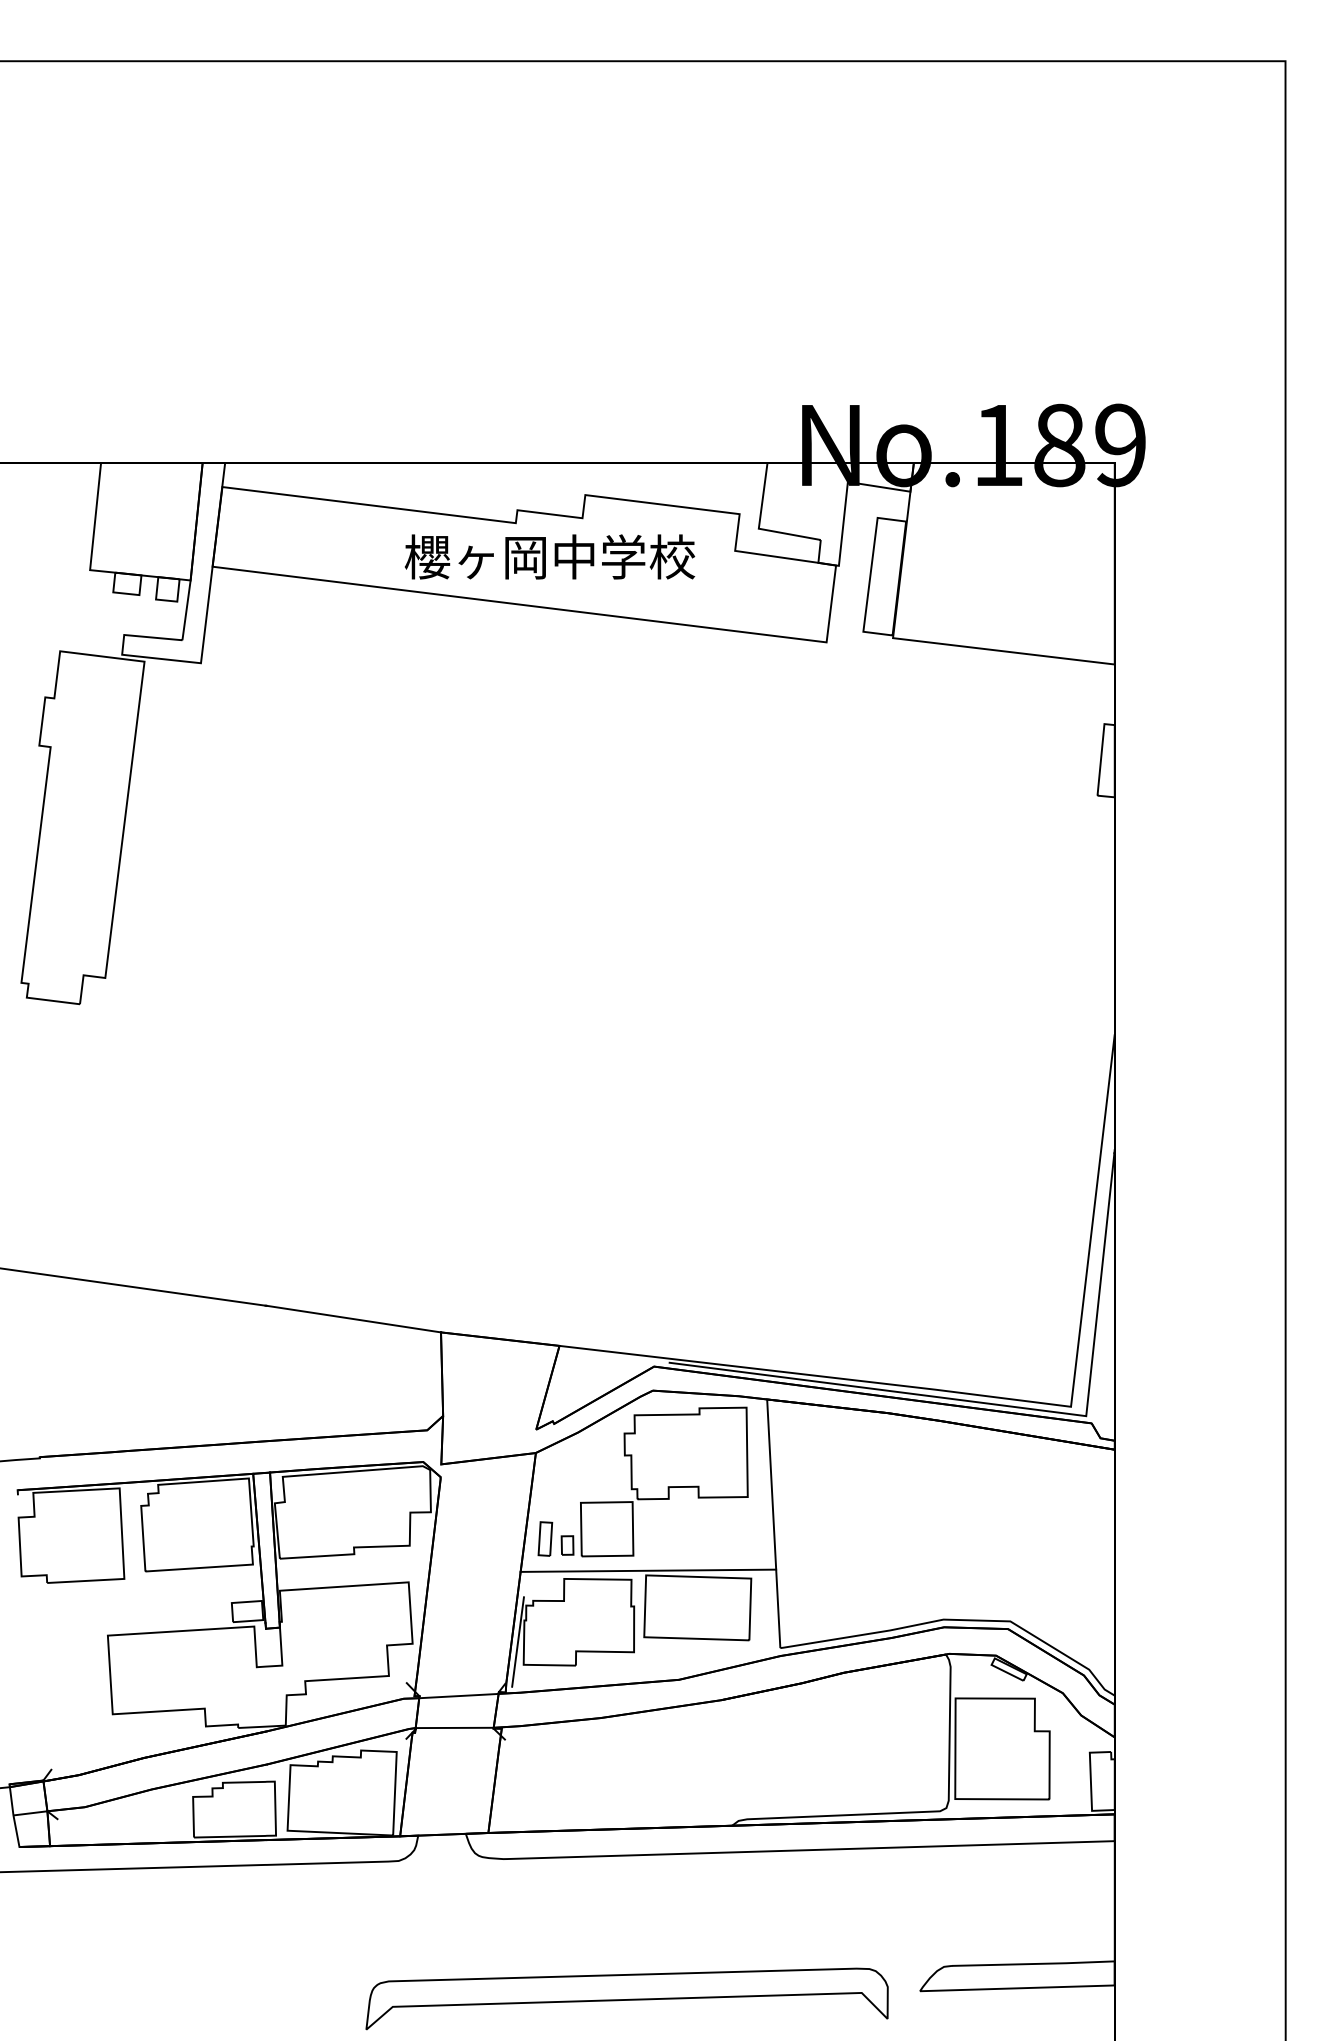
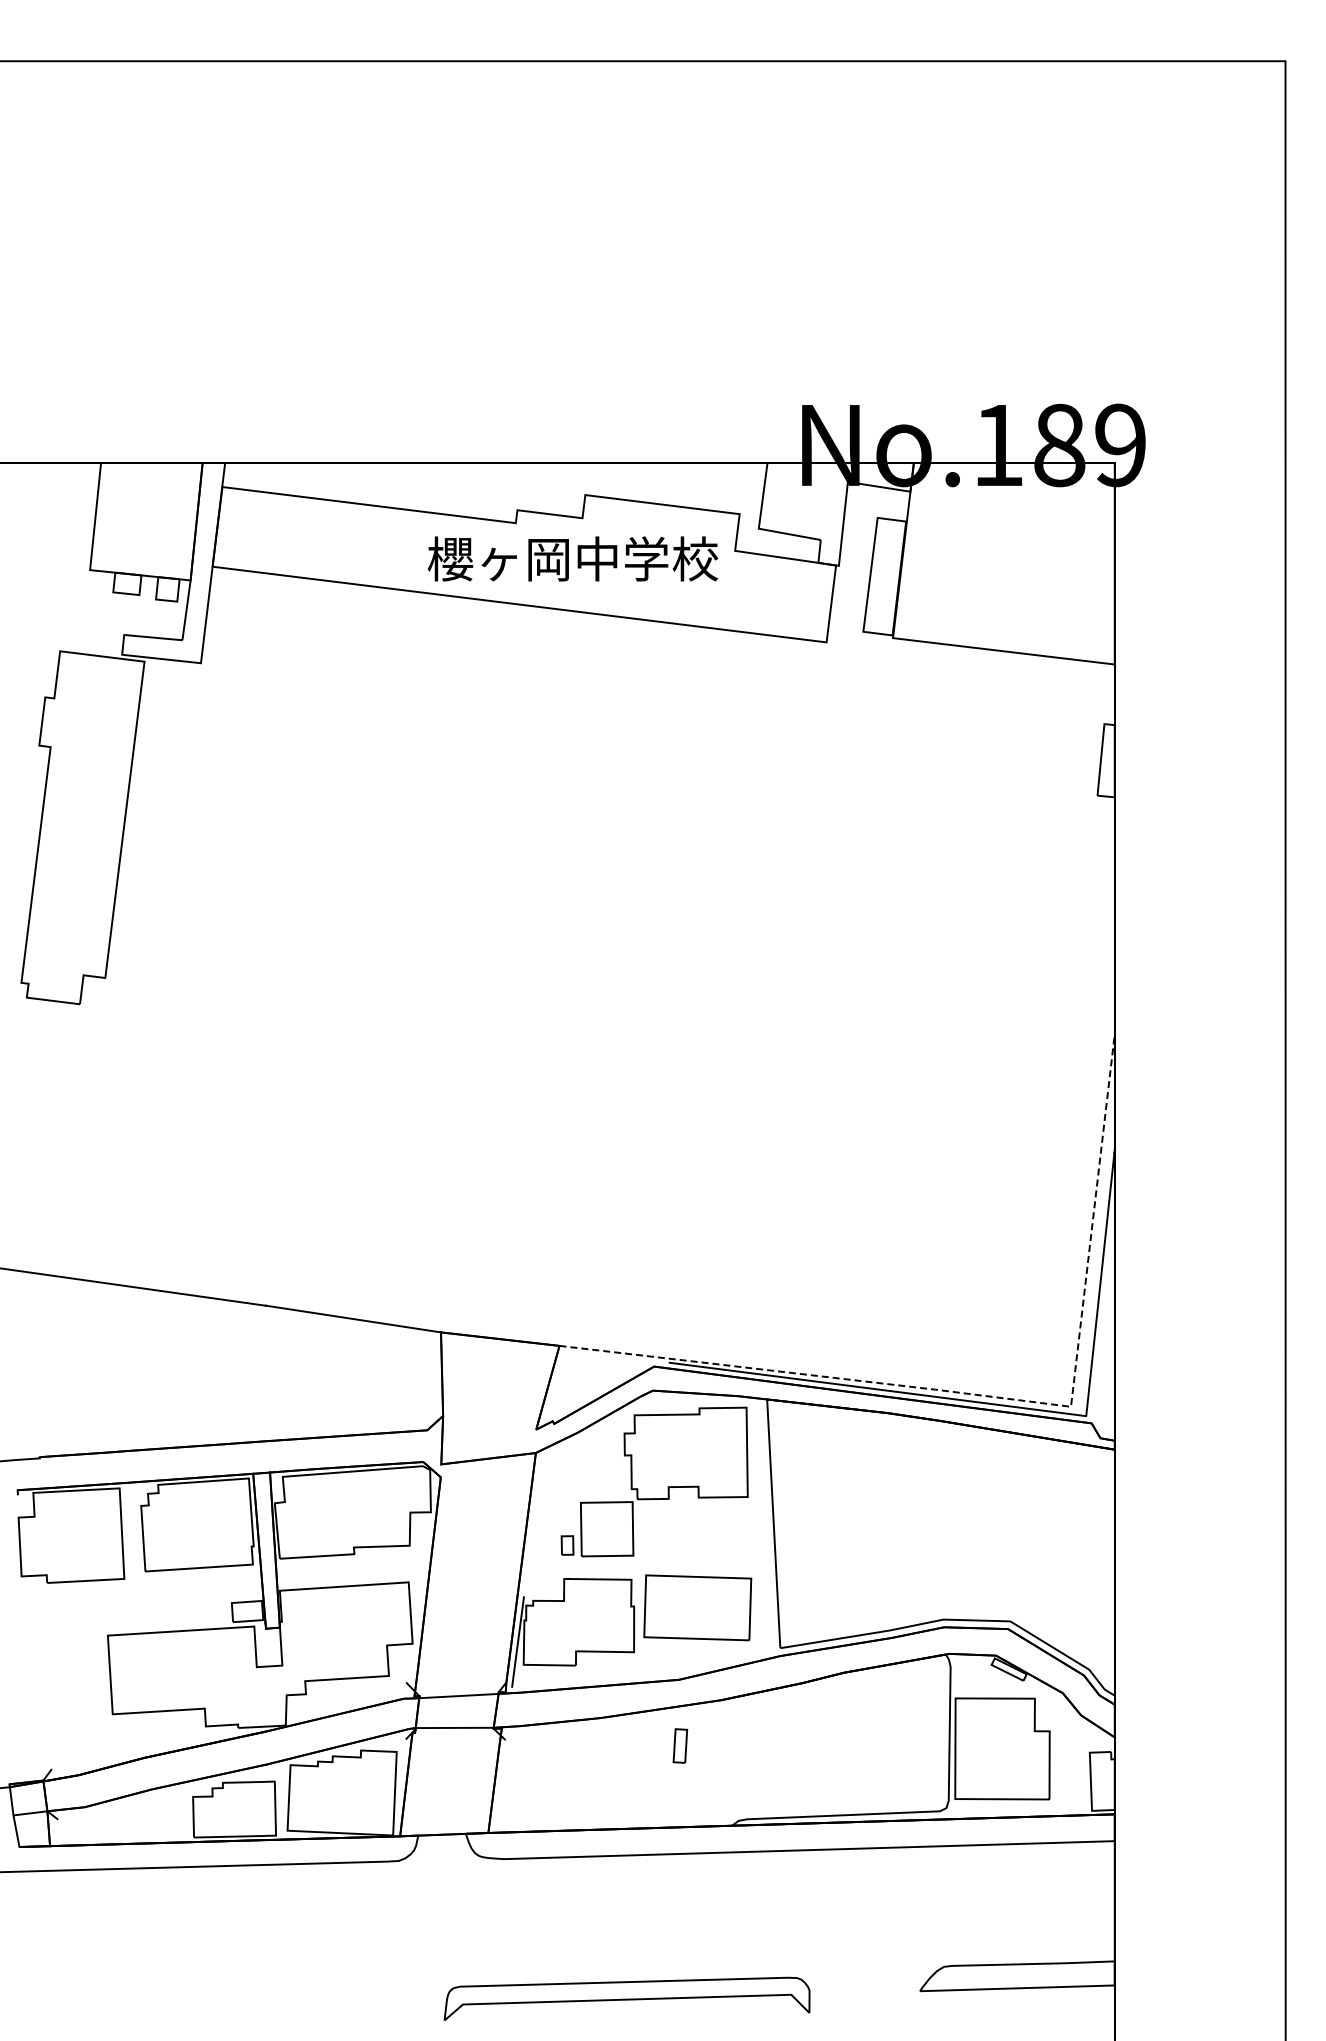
text position: (549, 556) -> (572, 558) (572, 558)
line: solid -> dashed (1001, 1398)
part position: (545, 1538) -> (680, 1745) (680, 1745)
line: present -> none (648, 1570)
part size: 524x64 px -> 368x45 px (626, 1998)
